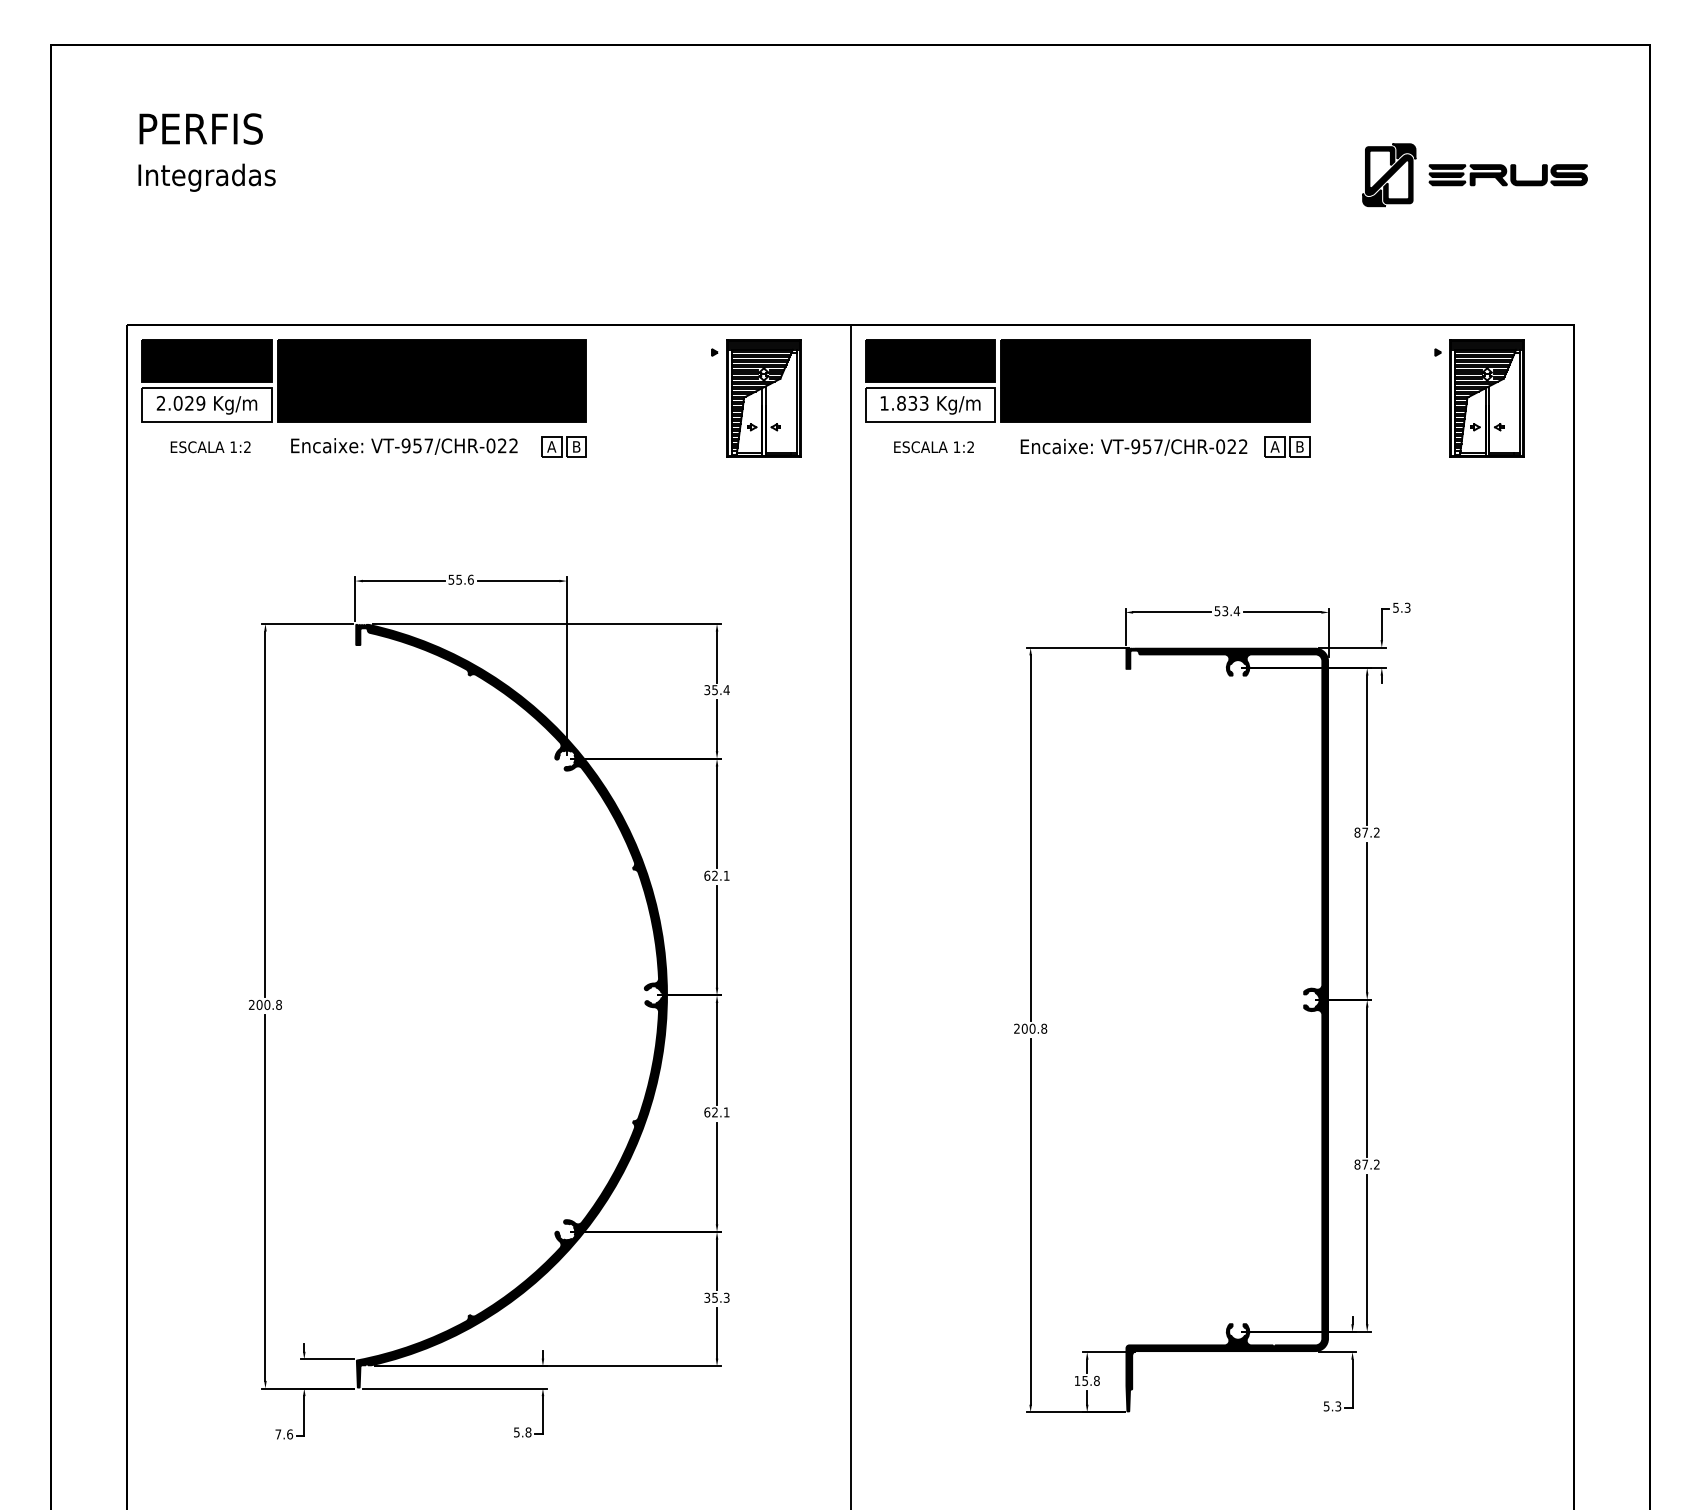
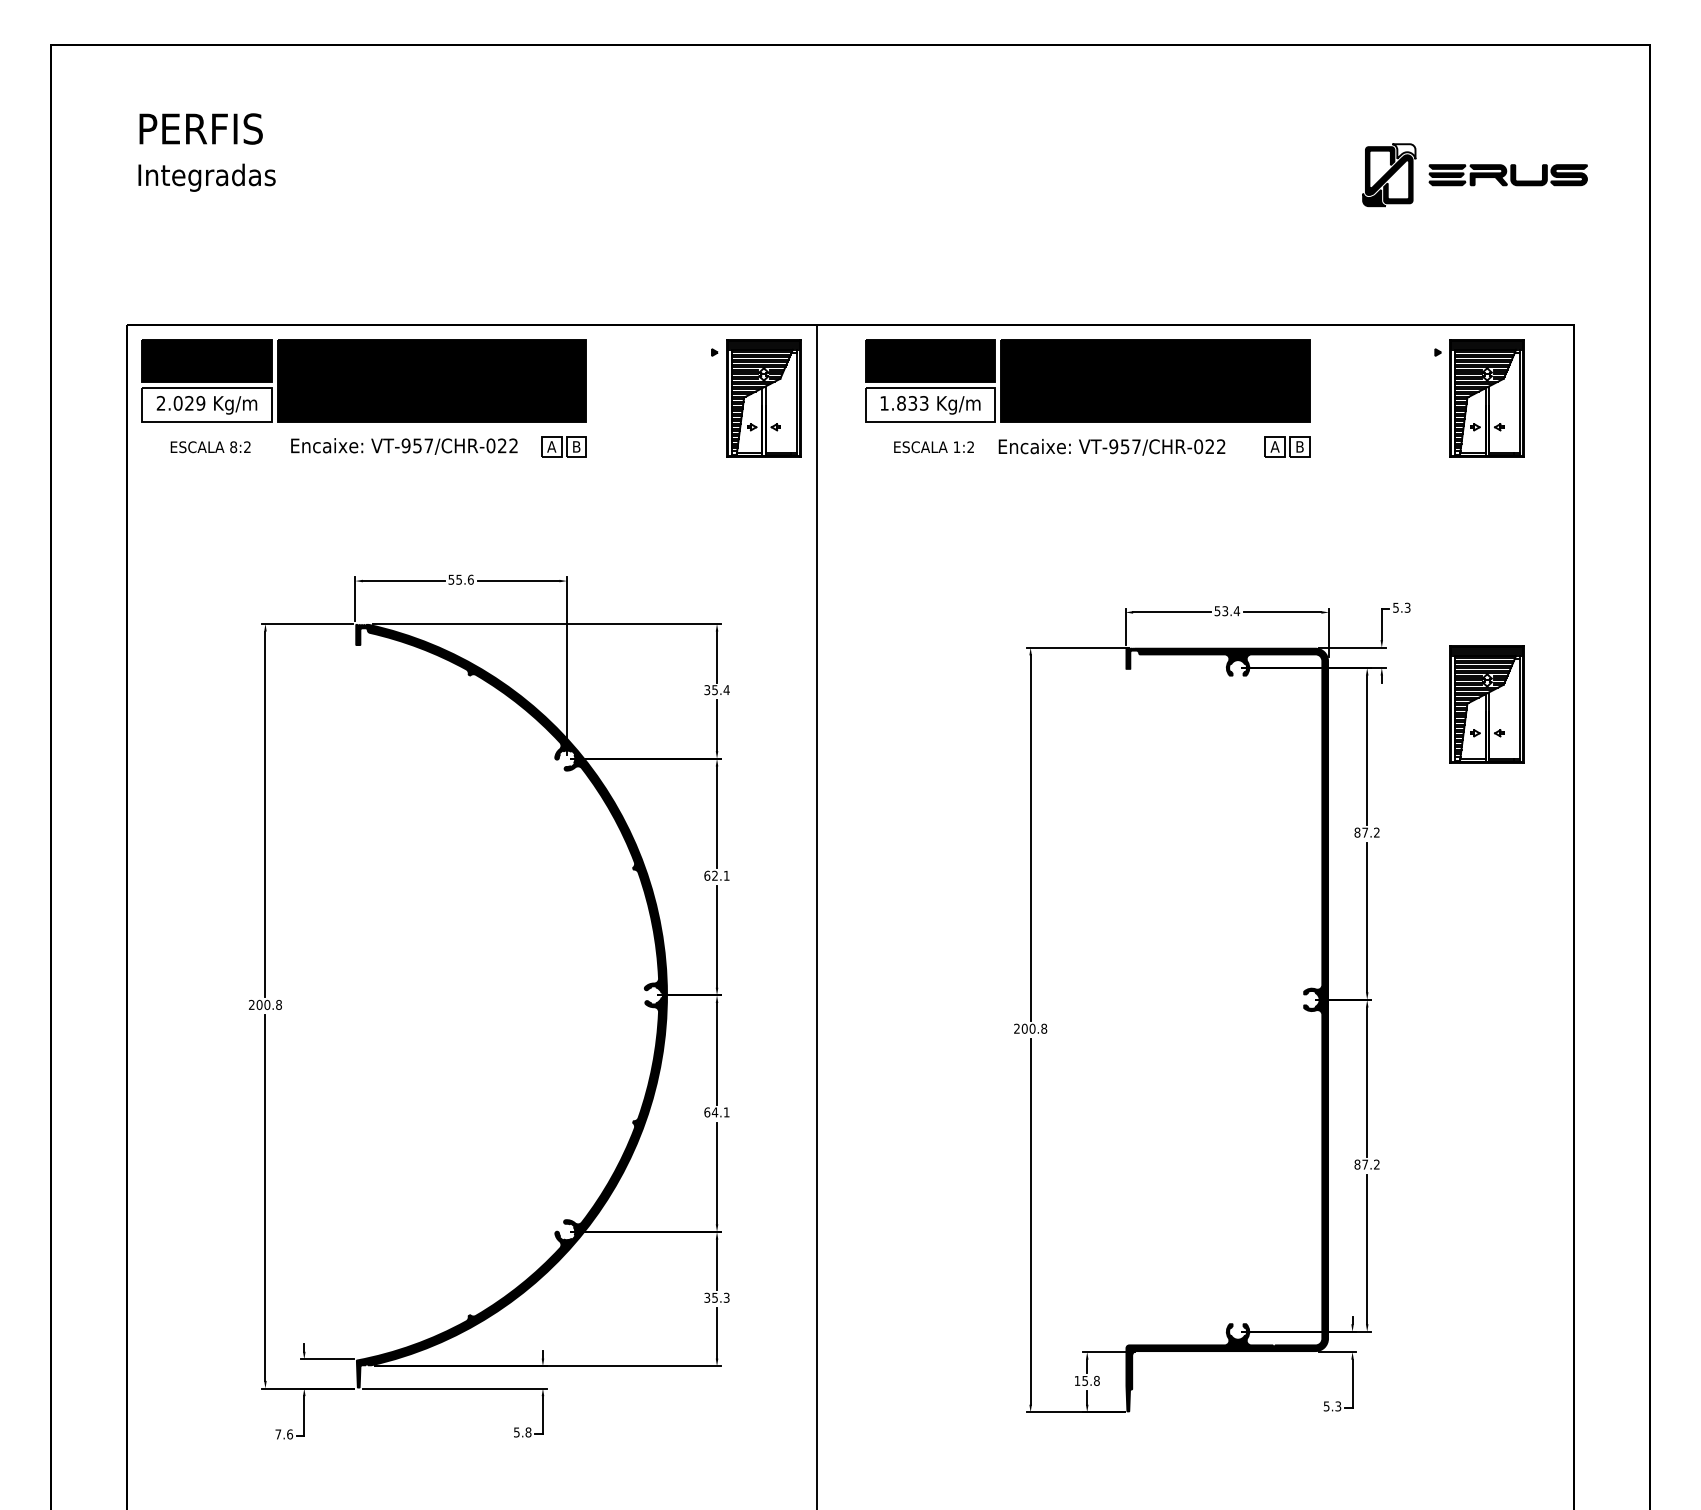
fill: present -> none (1403, 151)
text: 1:2 -> 8:2 (233, 447)
text position: (1133, 447) -> (1111, 447) (1111, 447)
part: none -> present (1486, 704)
line position: (850, 915) -> (816, 915) (816, 915)
text: 62.1 -> 64.1 (714, 1112)
